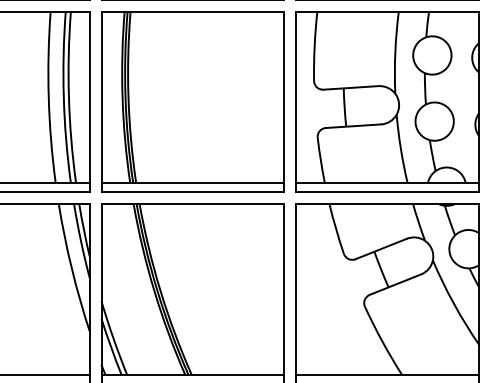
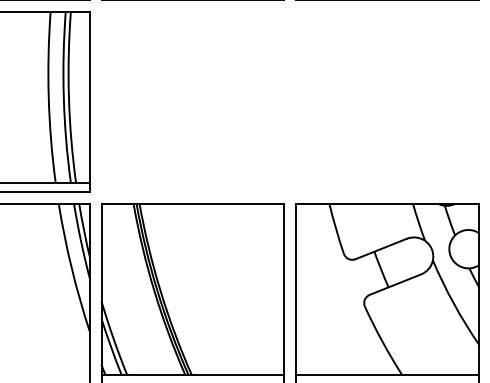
part: present -> none (192, 101)
part: present -> none (387, 101)
line: present -> none (45, 374)
